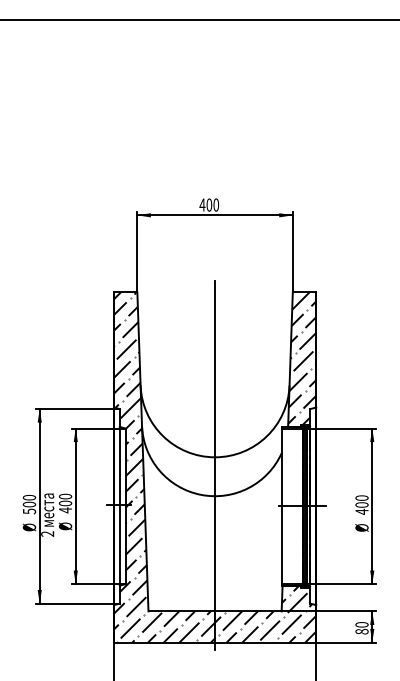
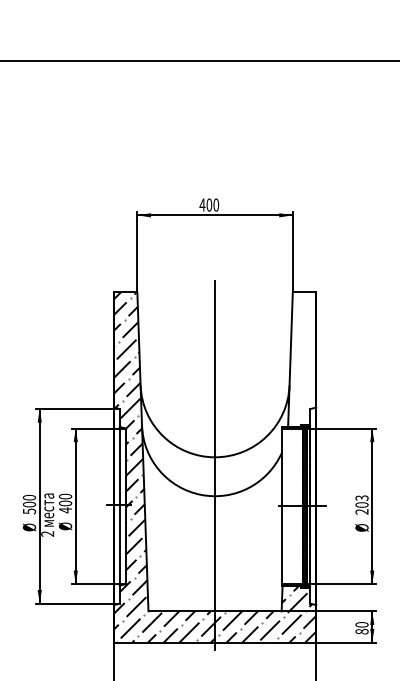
line position: (199, 20) -> (199, 61) (199, 61)
hatch: present -> none (302, 359)
text: 400 -> 203 (361, 504)
